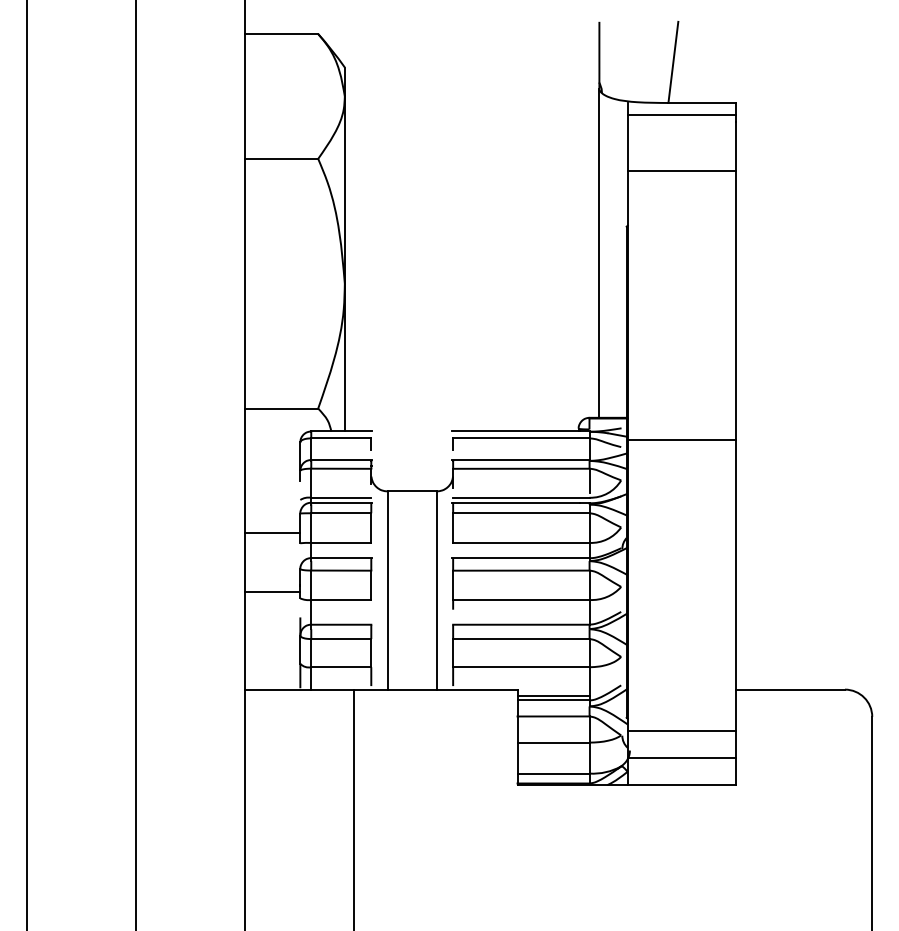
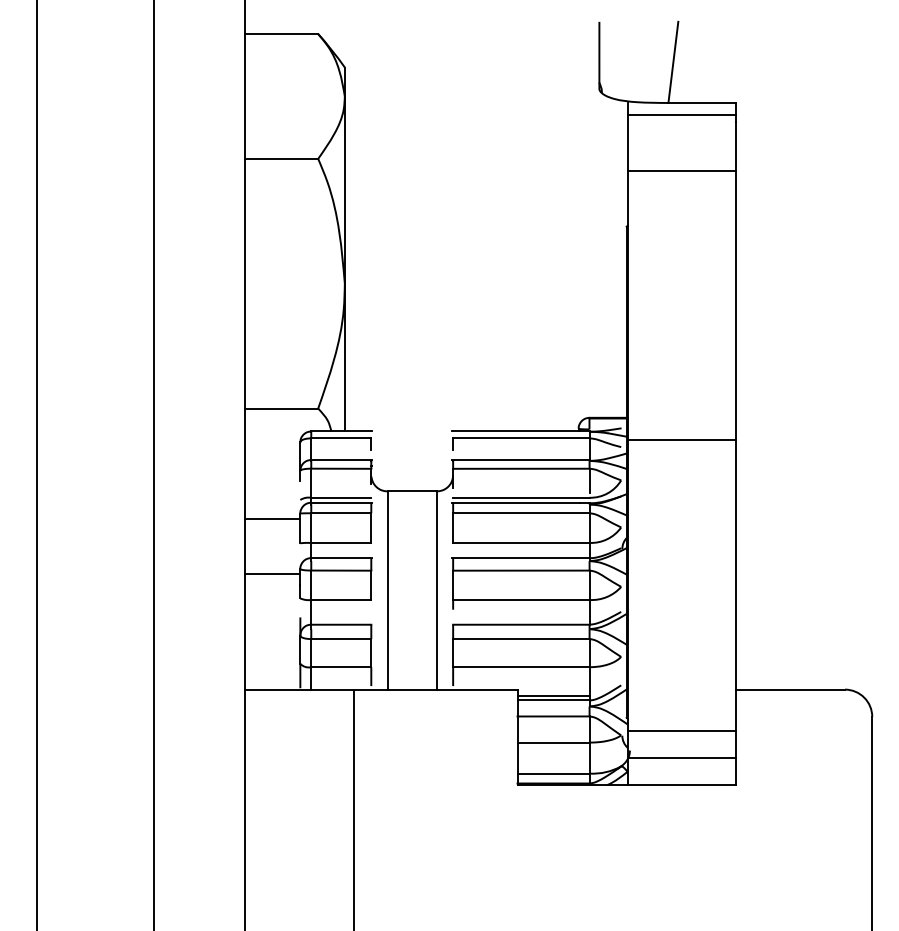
line: present -> none (599, 252)
line position: (26, 464) -> (36, 464) (36, 464)
line position: (135, 464) -> (153, 464) (153, 464)
line position: (272, 533) -> (272, 519) (272, 519)
line position: (272, 592) -> (272, 574) (272, 574)
